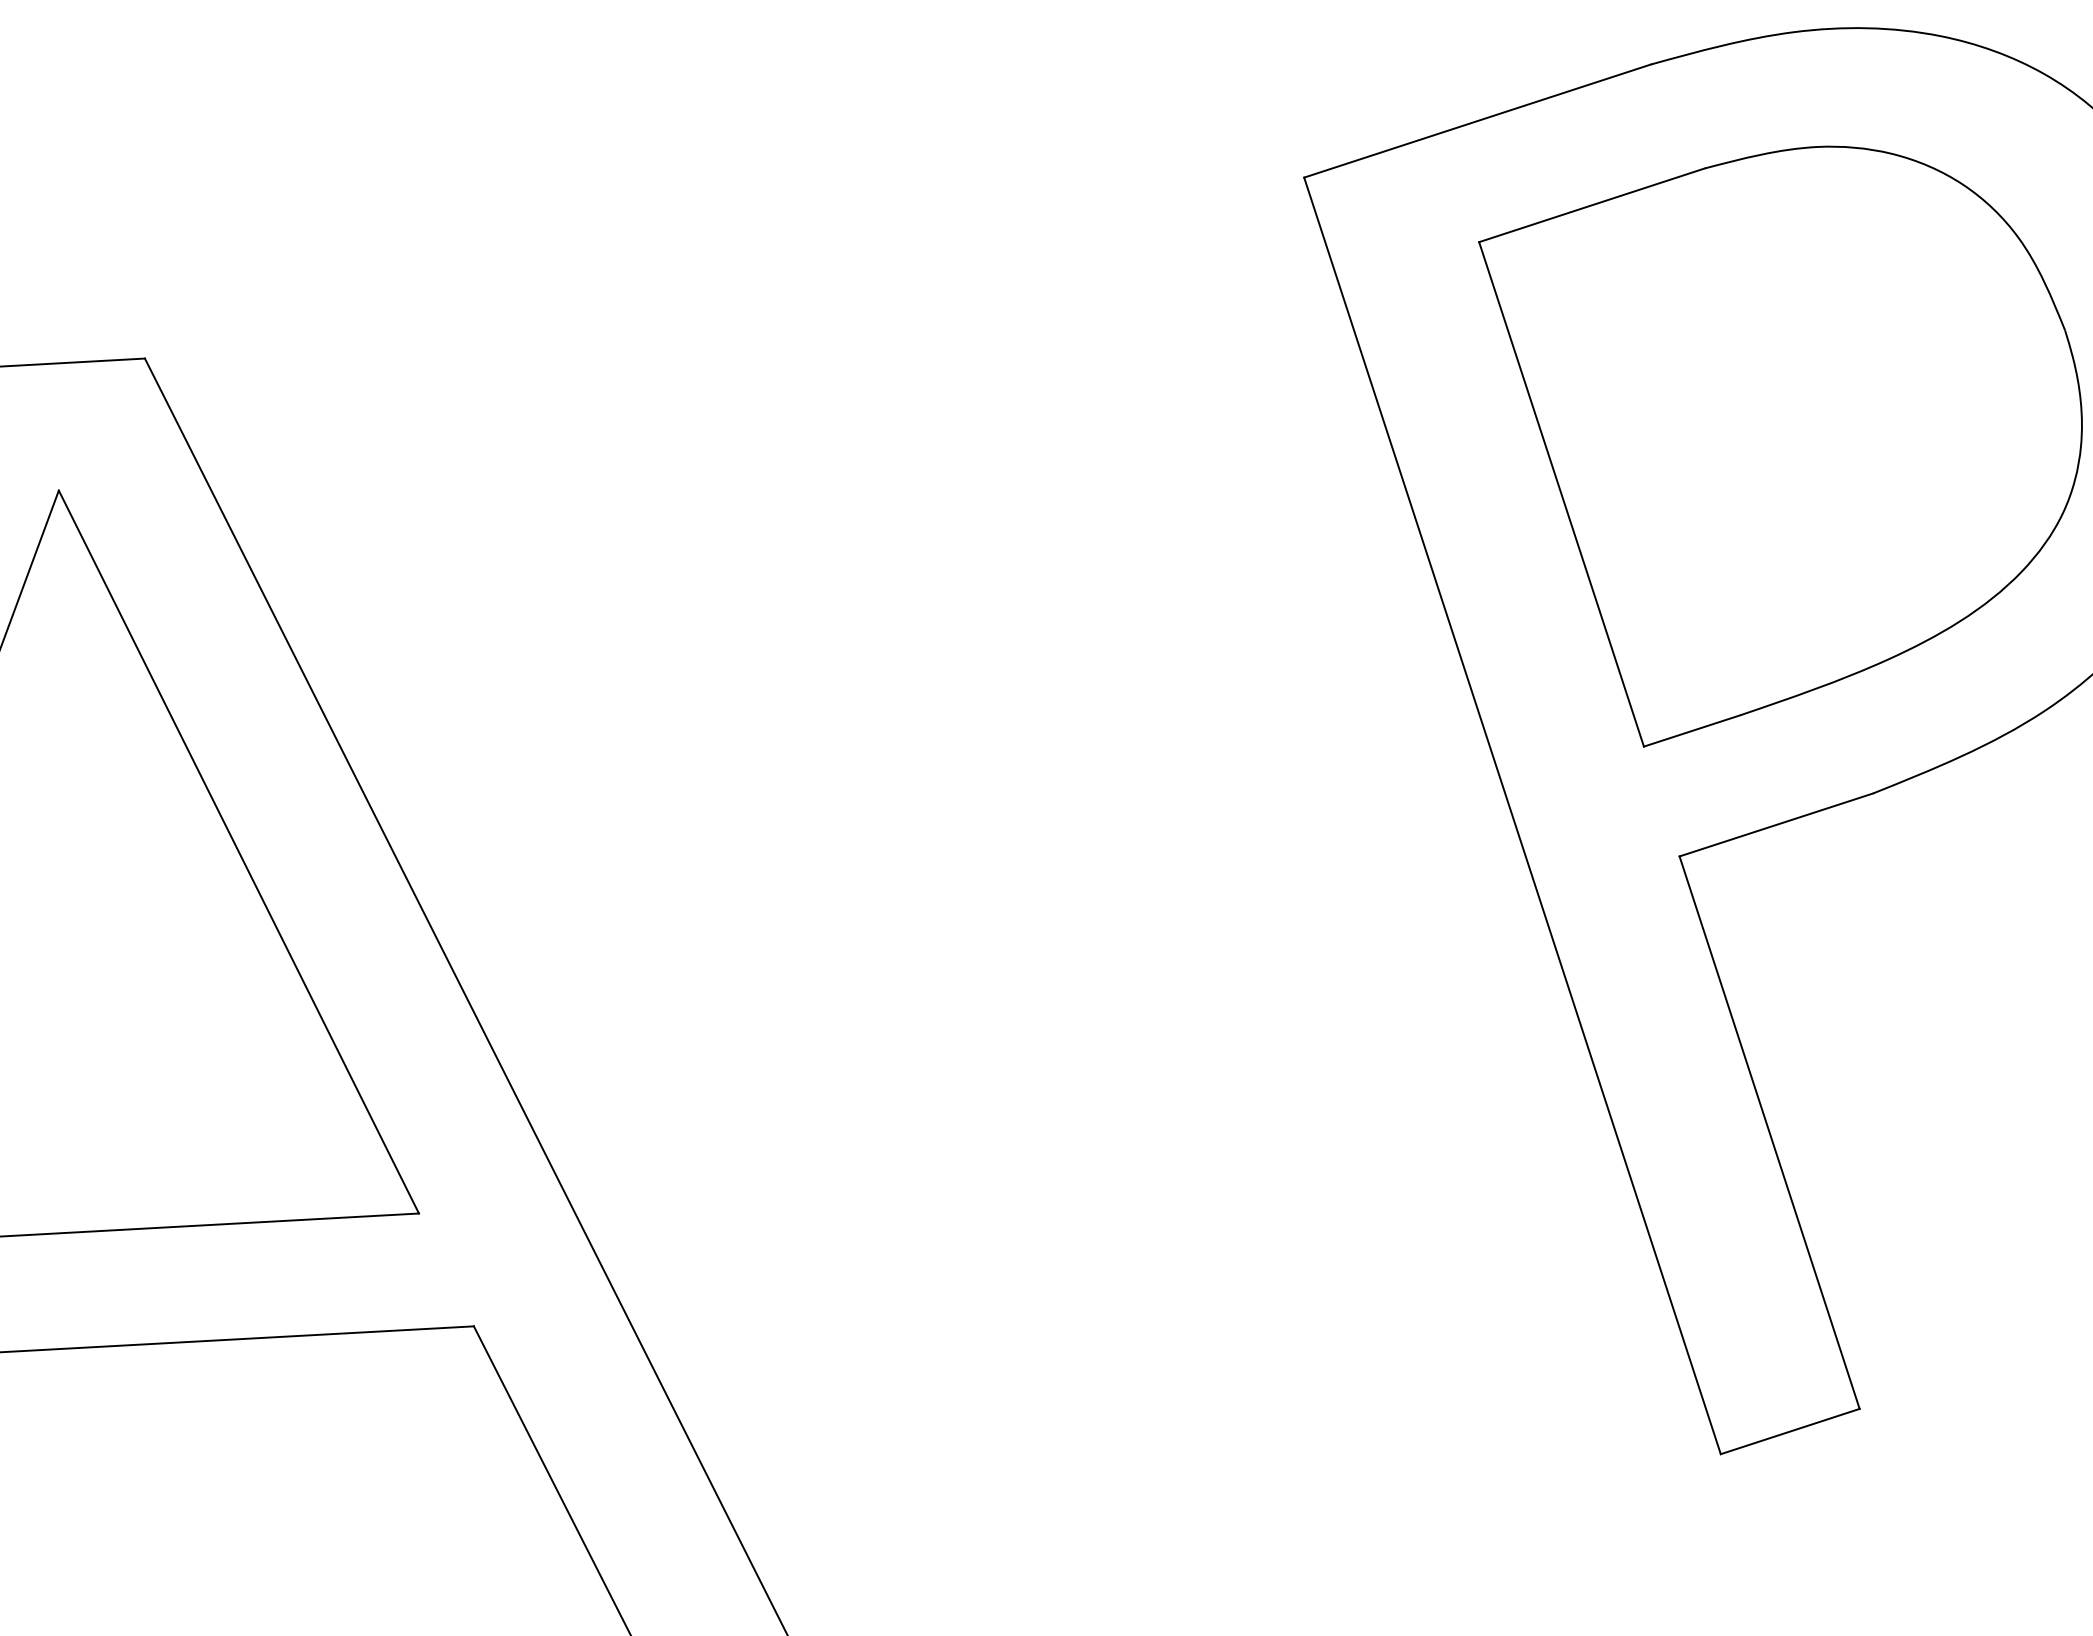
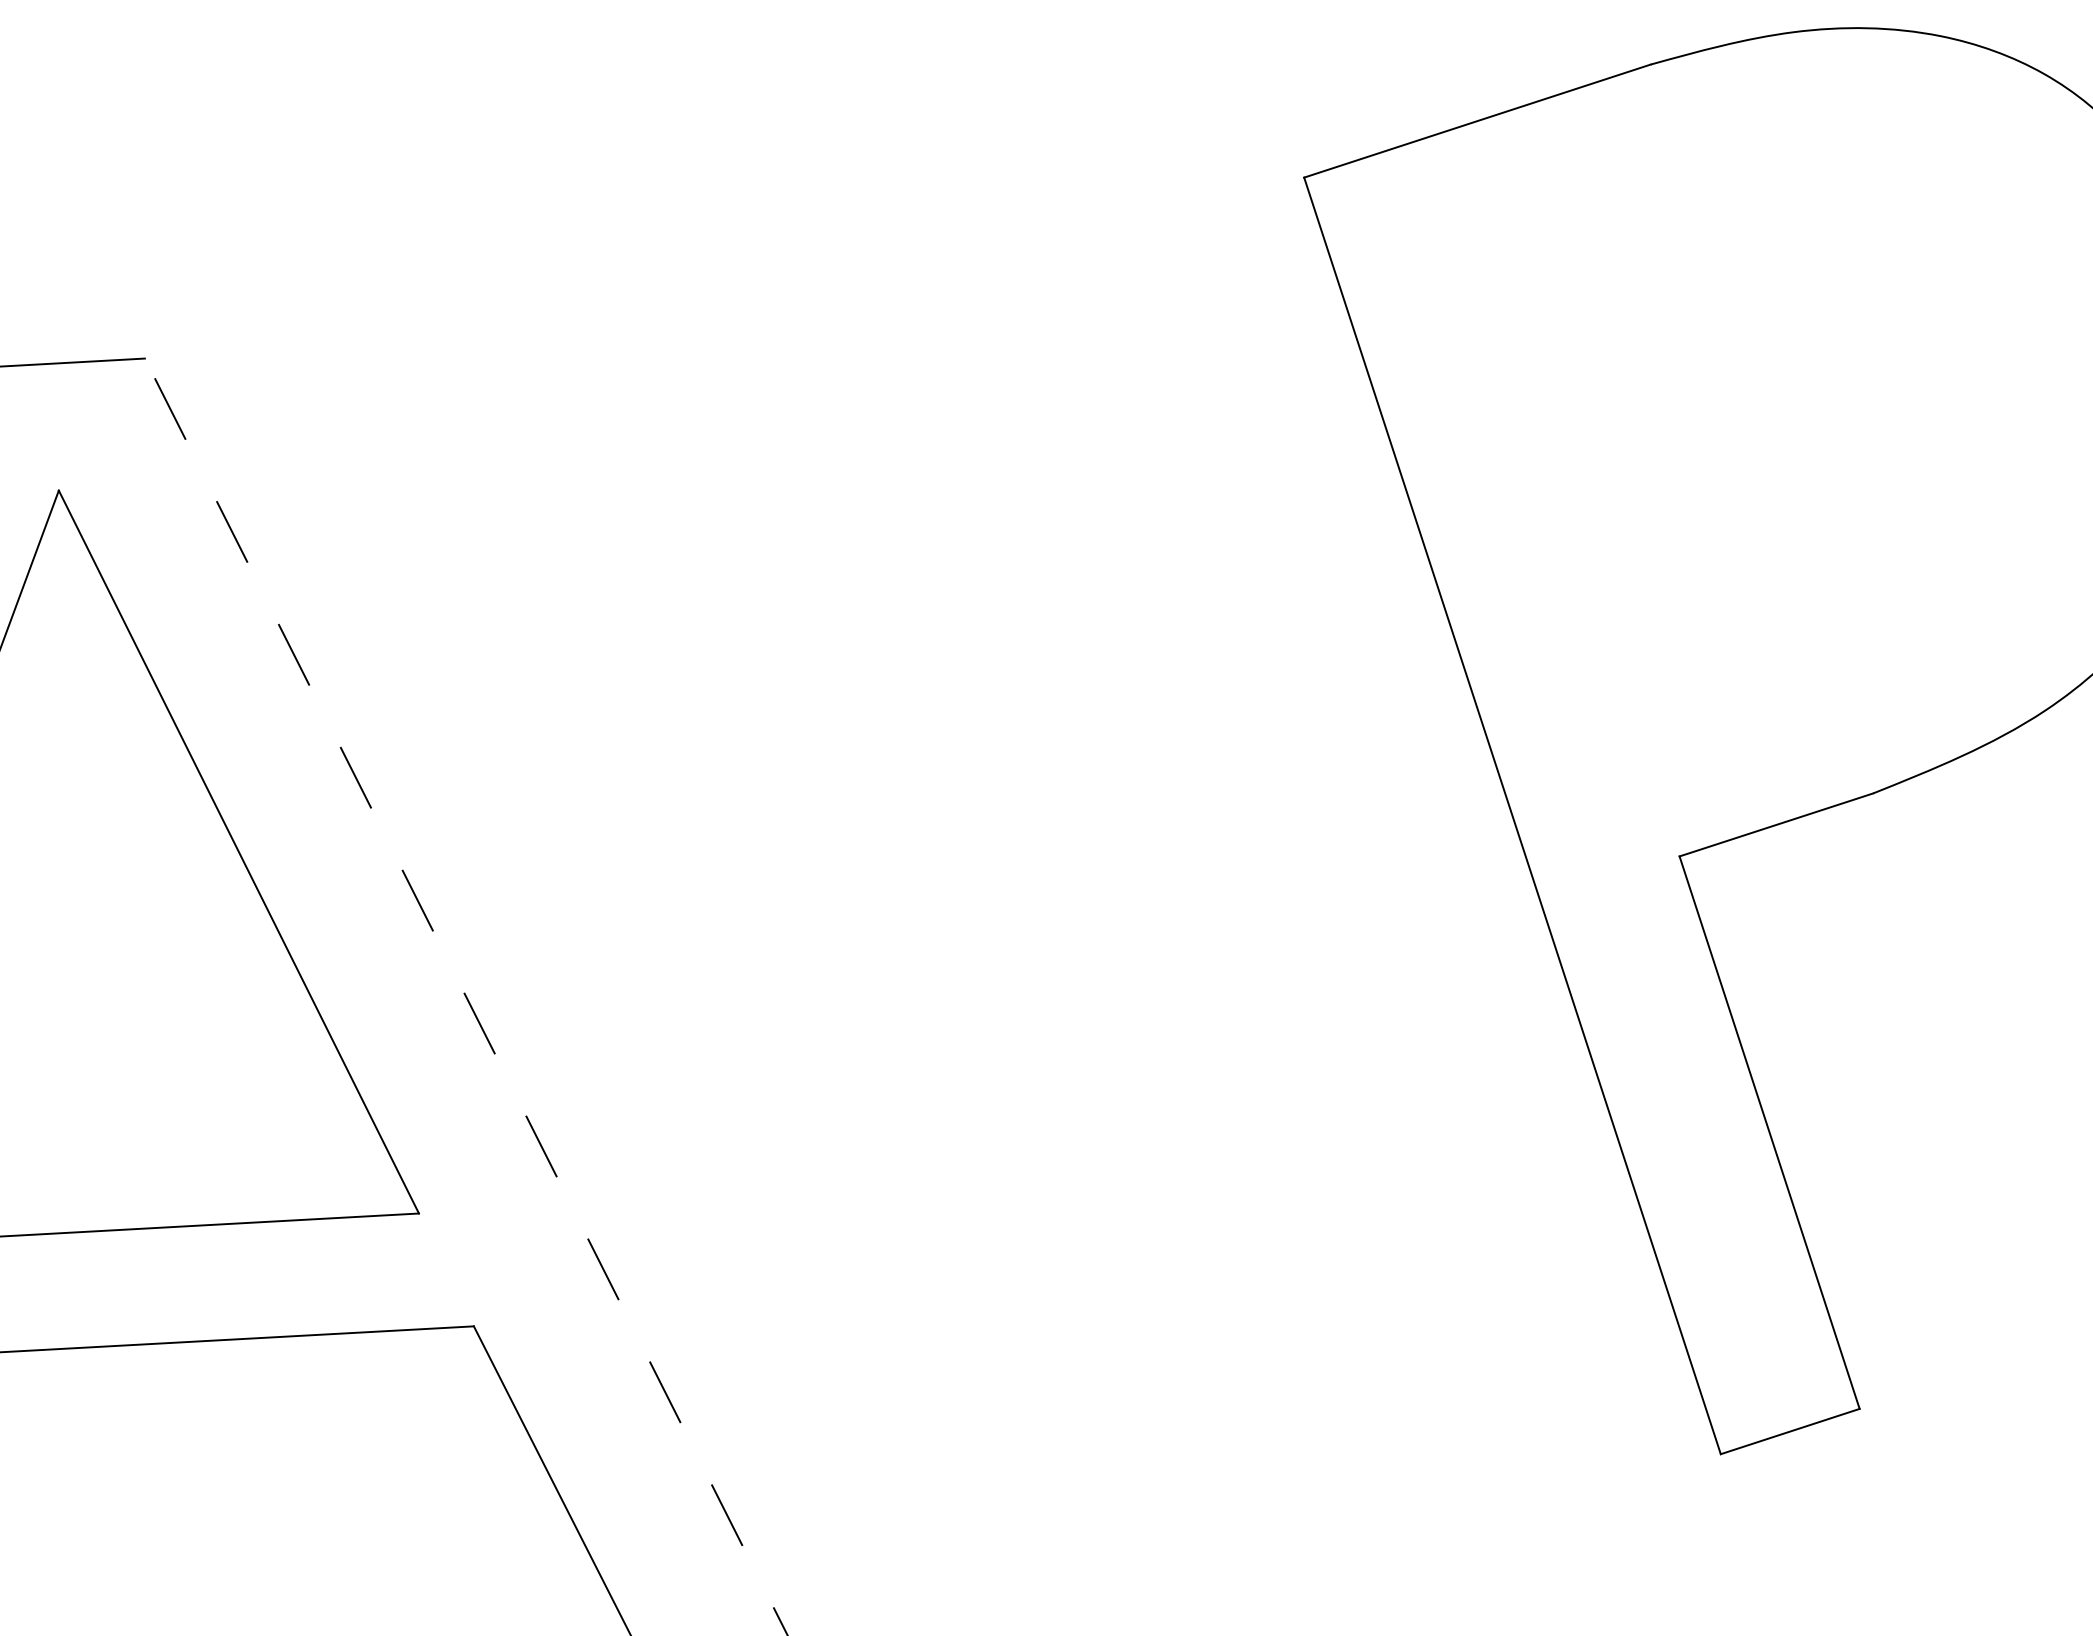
part: present -> none (1780, 446)
line: solid -> dashed (466, 997)
